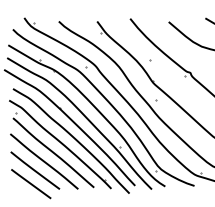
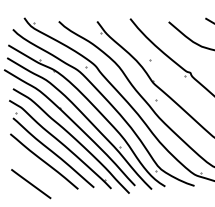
line: present -> none (35, 170)
